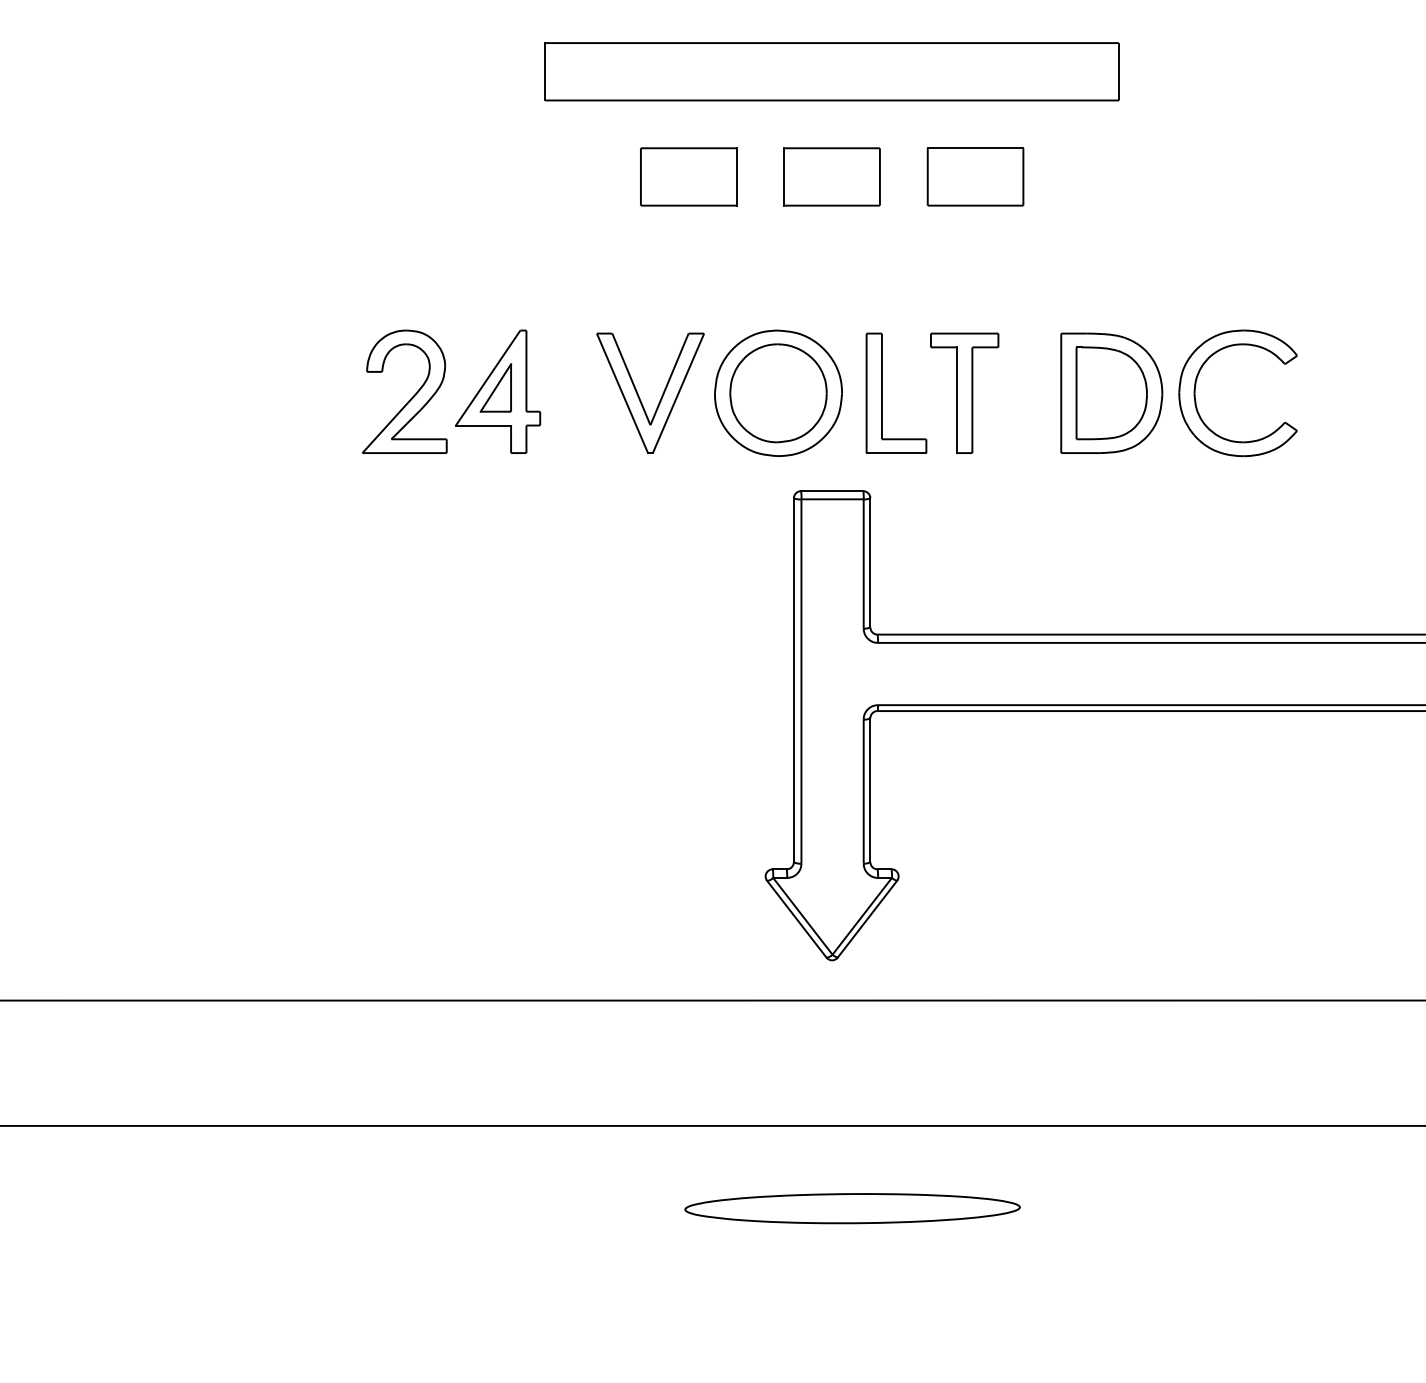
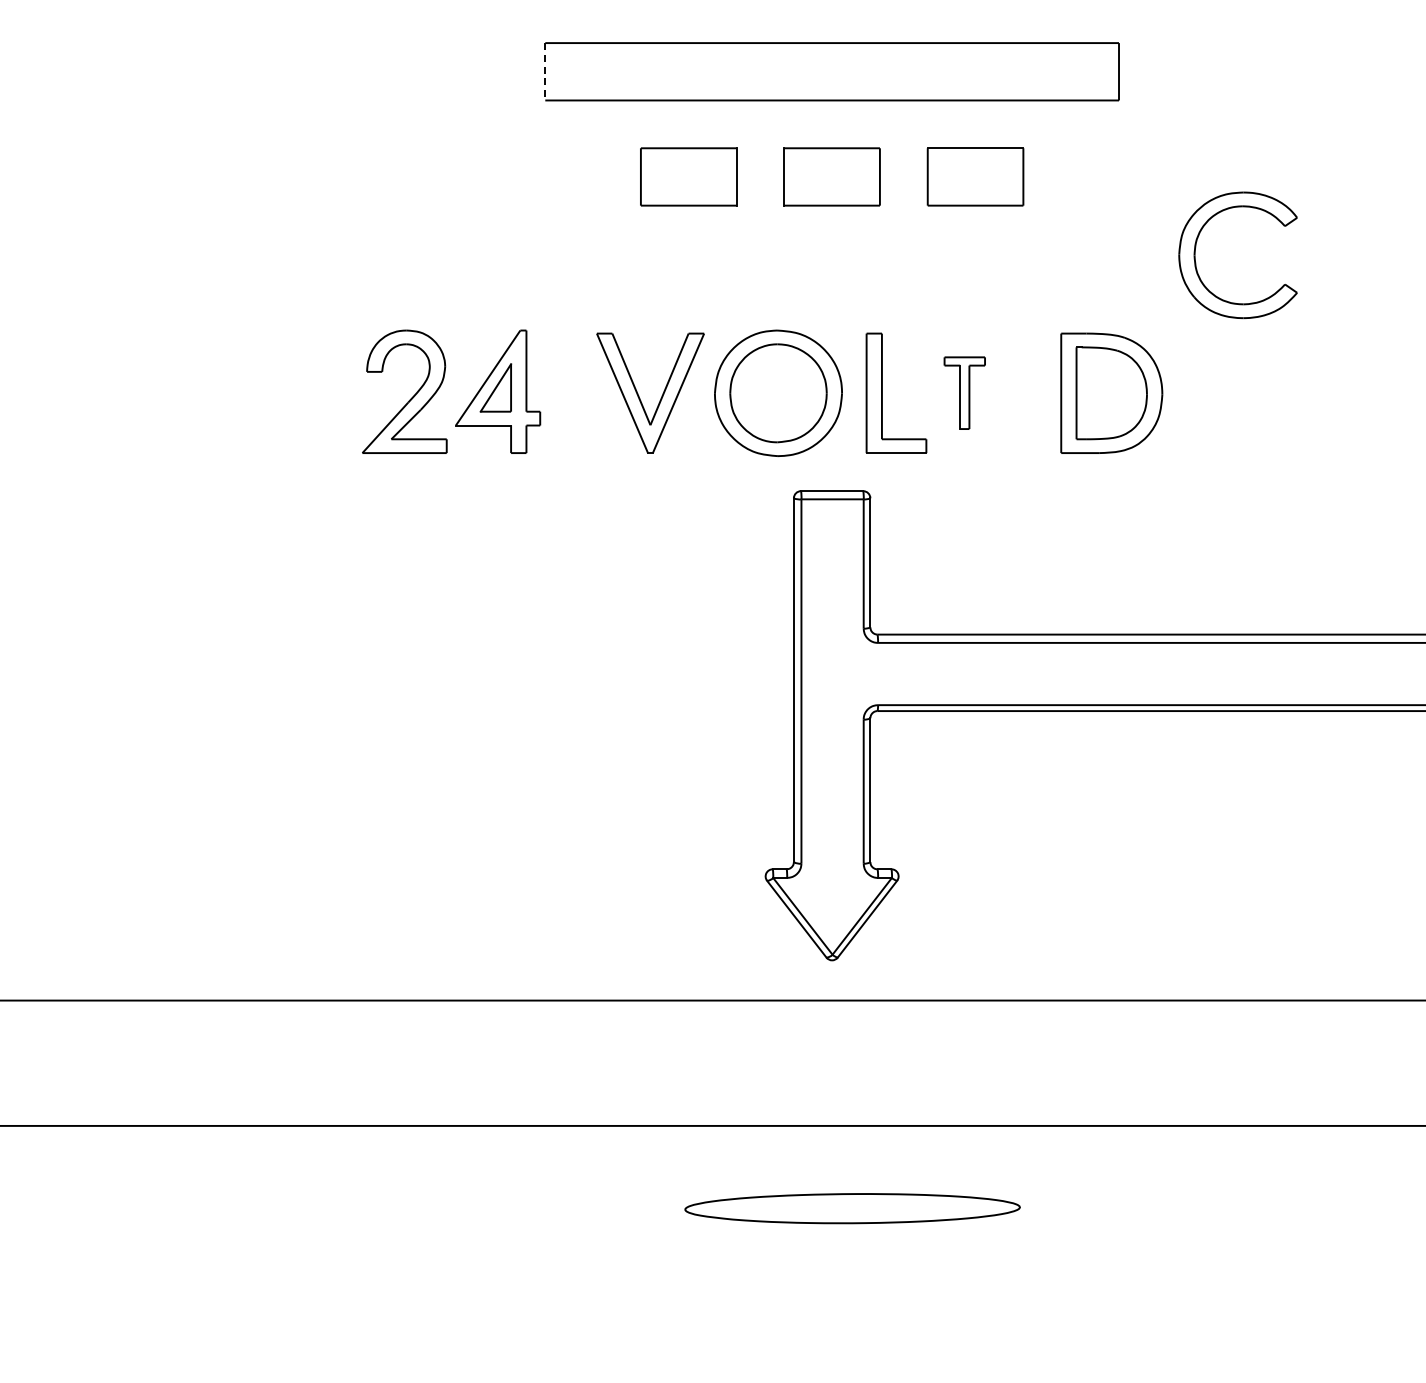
line: solid -> dashed (545, 71)
part size: 70x122 px -> 43x74 px (964, 392)
part position: (1196, 400) -> (1196, 262) (1196, 262)
